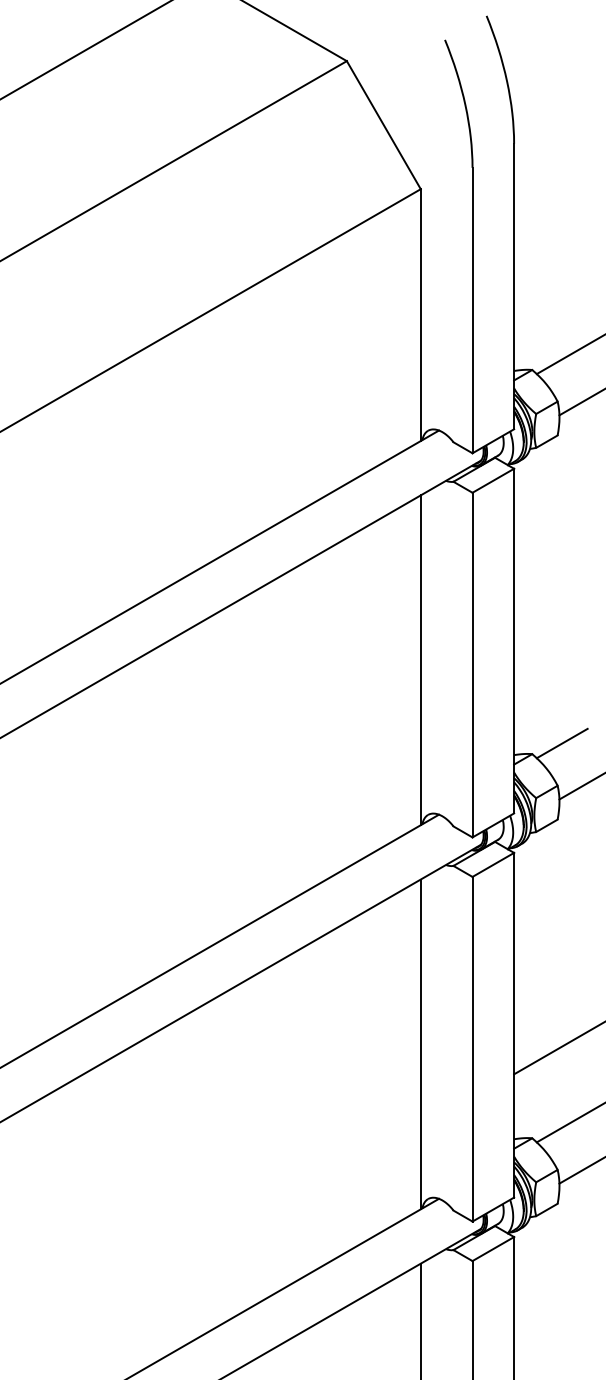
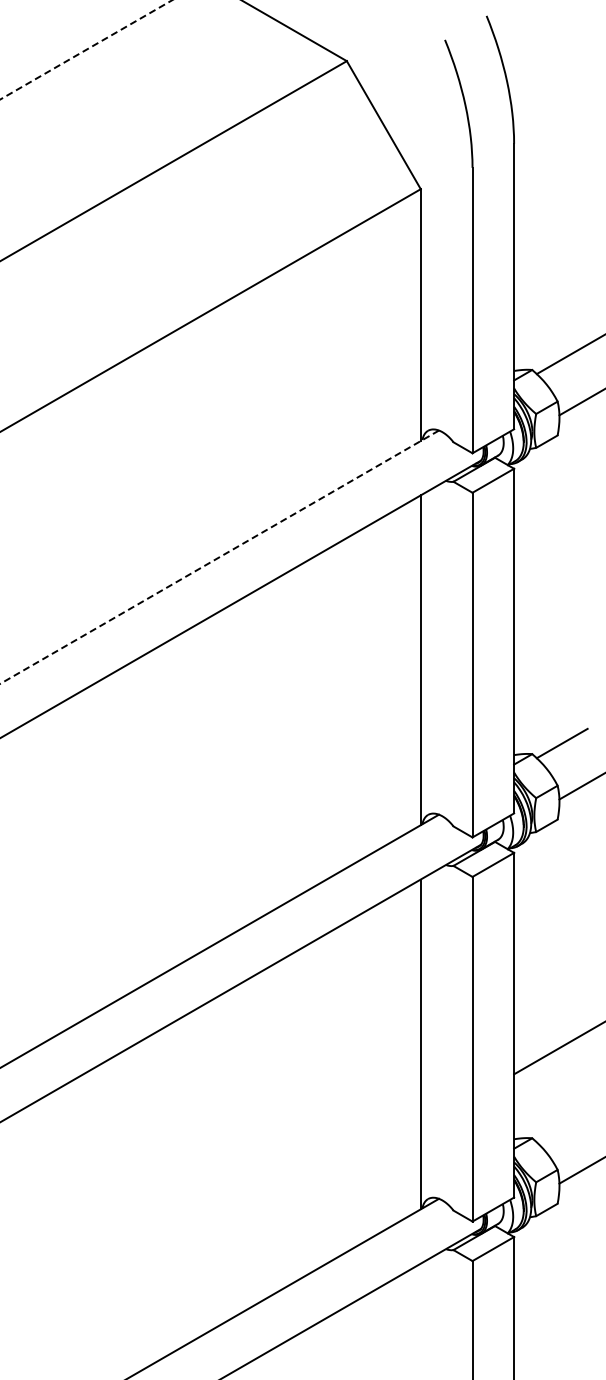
line: solid -> dashed (86, 49)
line: solid -> dashed (219, 557)
line: present -> none (569, 1123)
line: present -> none (420, 1319)
